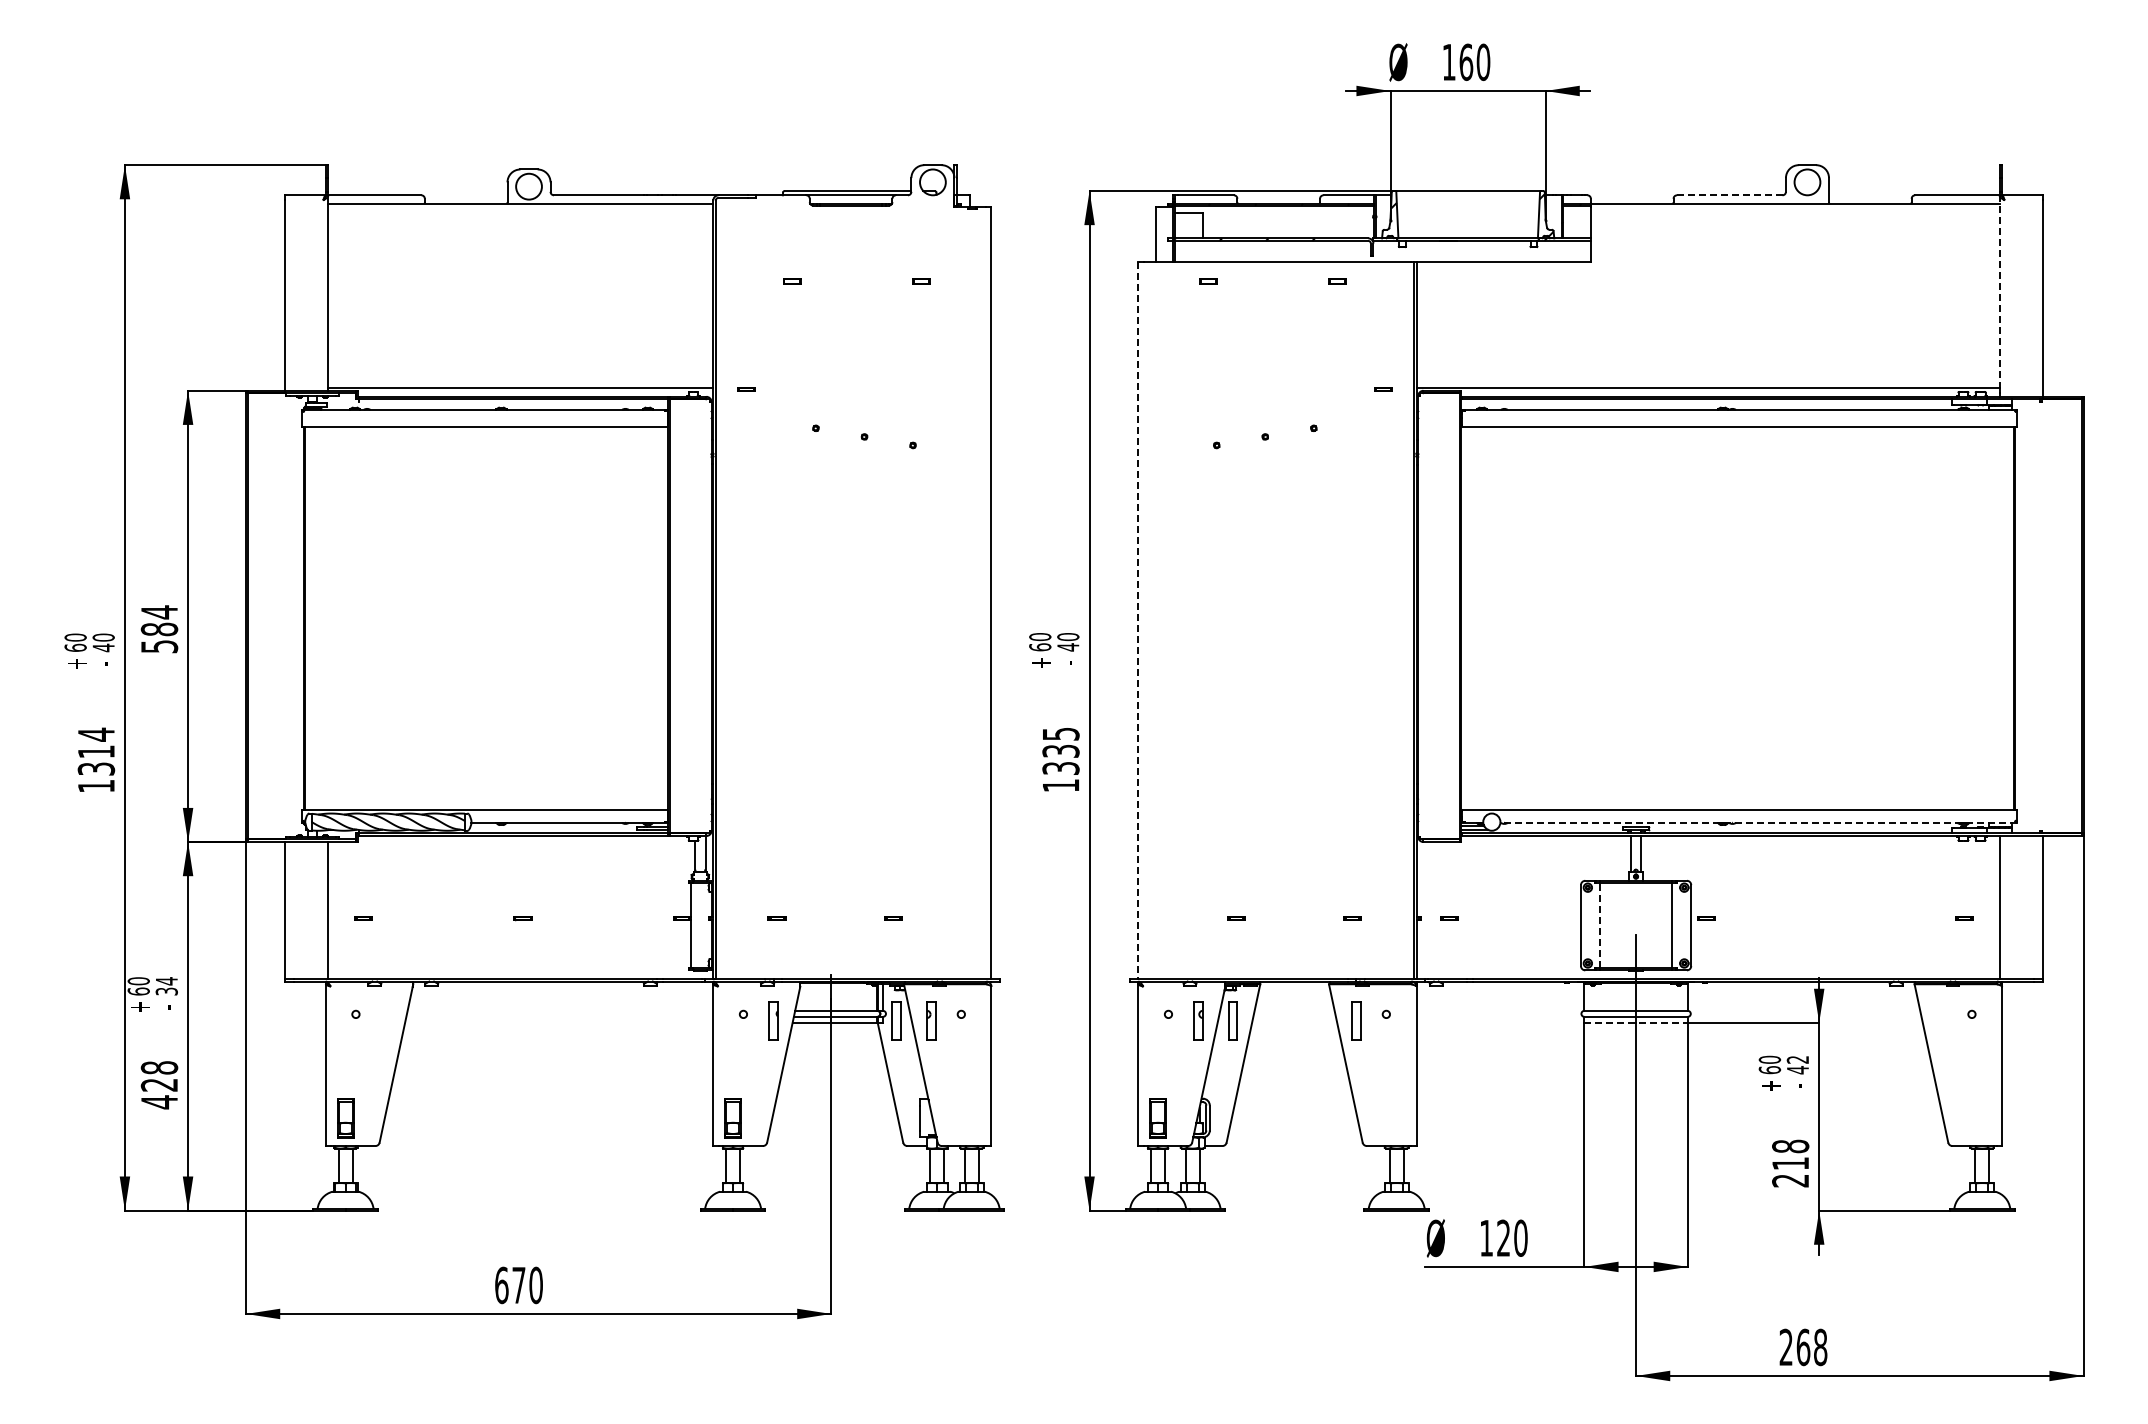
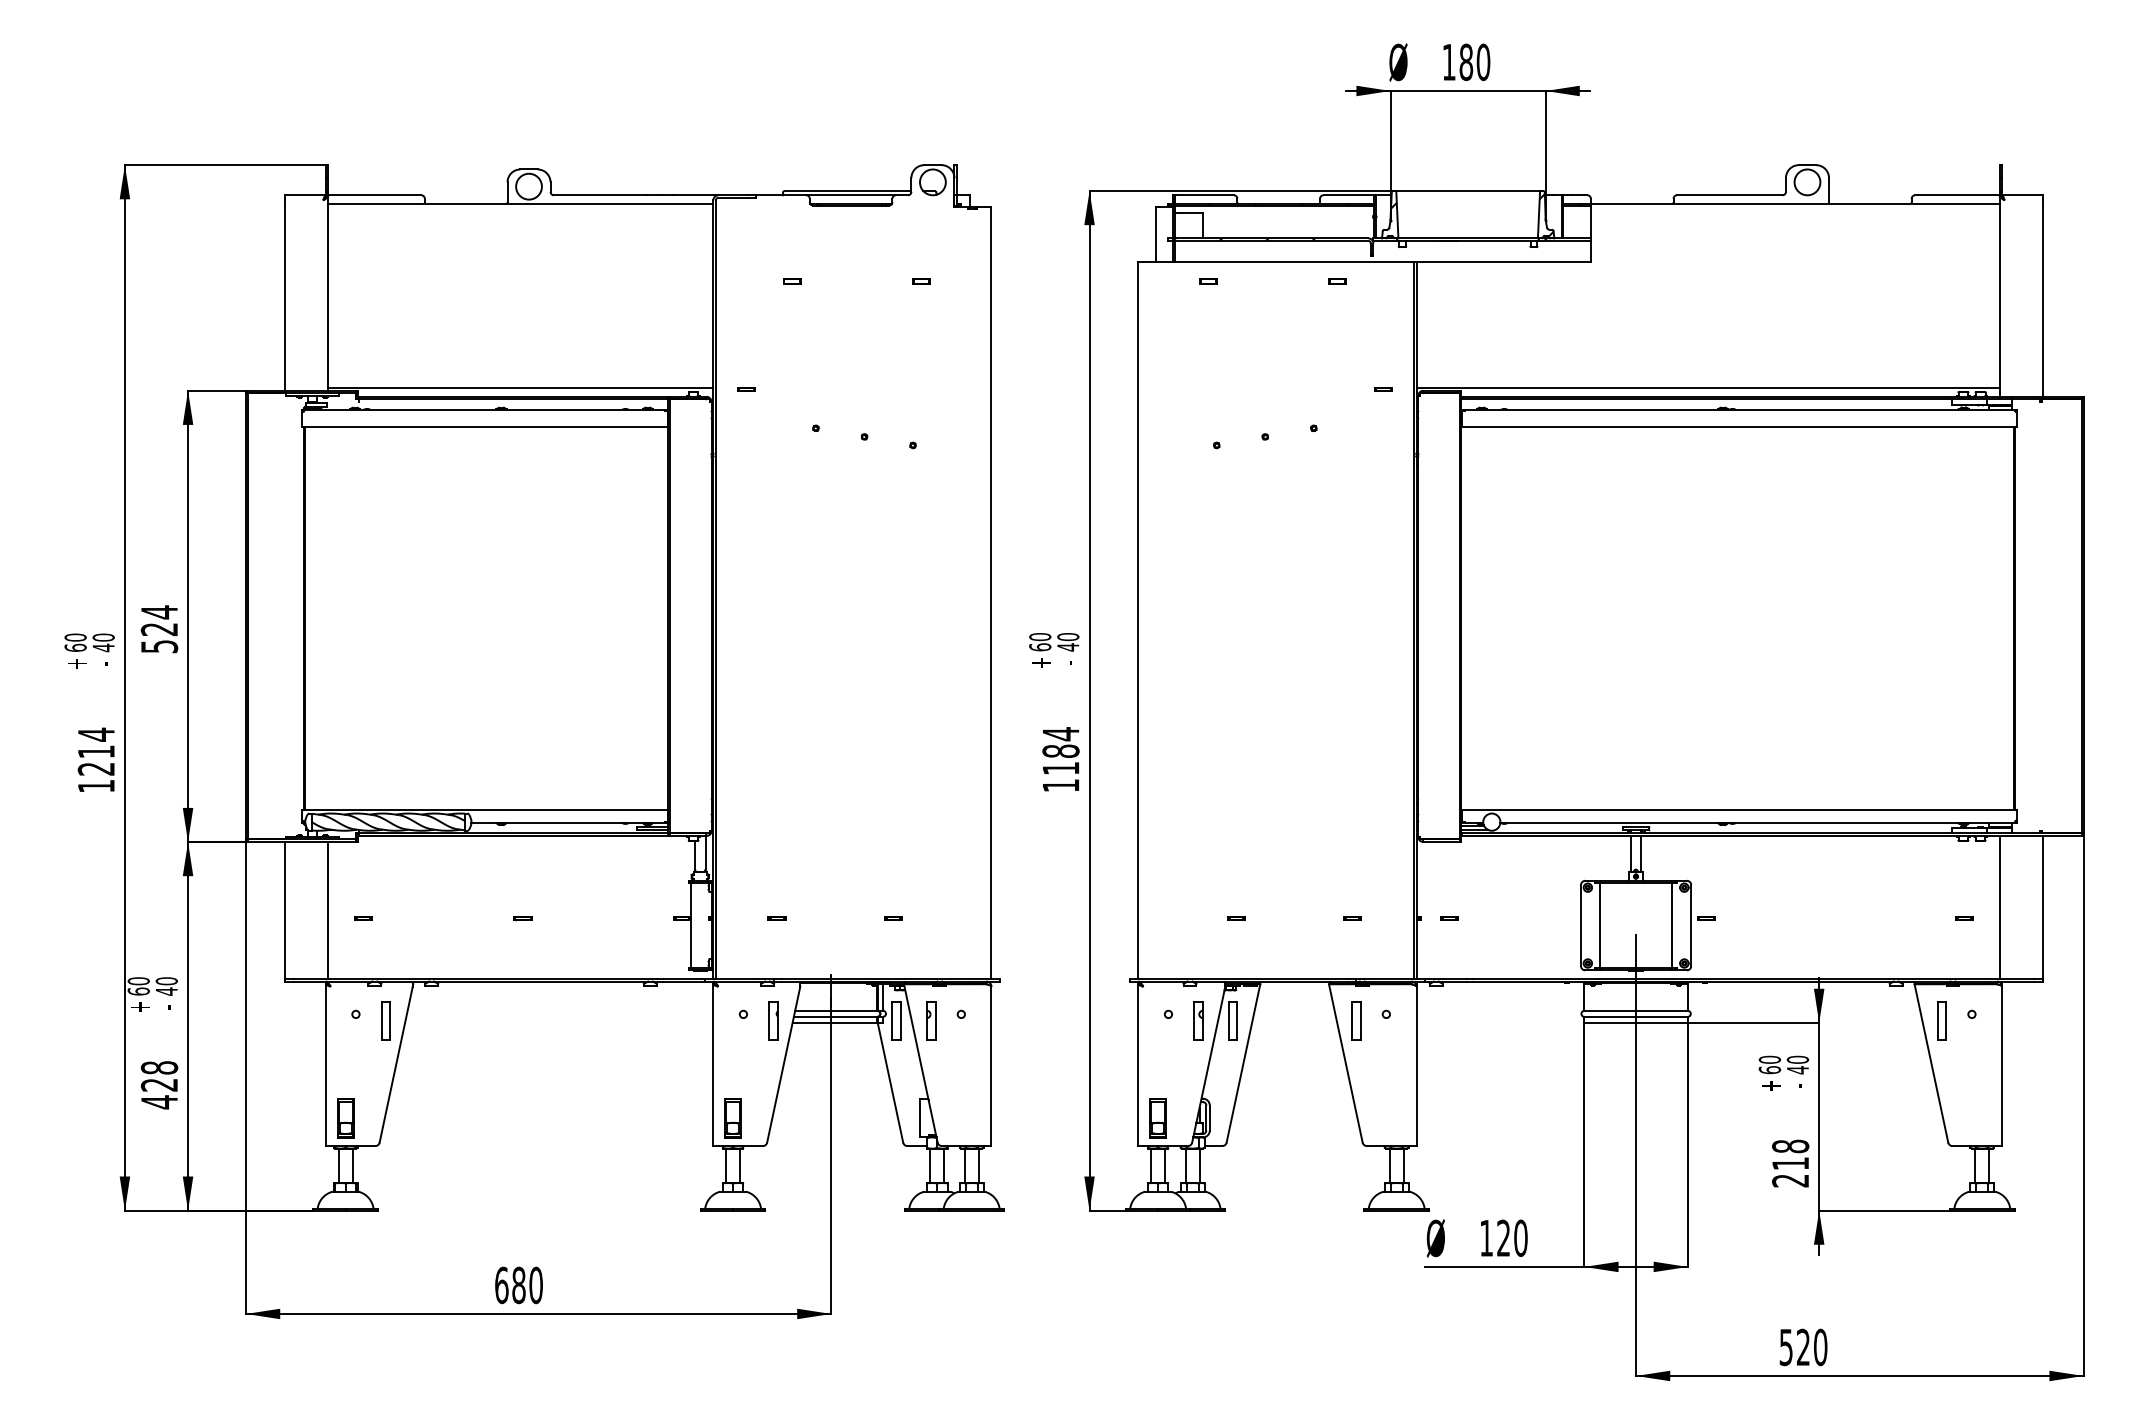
text: 160 -> 180 (1466, 61)
line: dashed -> solid (1729, 195)
line: dashed -> solid (1999, 292)
line: dashed -> solid (1138, 621)
text: 584 -> 524 (159, 629)
text: 1335 -> 1184 (1060, 750)
text: 1314 -> 1214 (96, 768)
line: dashed -> solid (1758, 822)
line: dashed -> solid (1600, 925)
text: 34 -> 40 (166, 986)
part: none -> present (385, 1020)
part: none -> present (1941, 1020)
line: dashed -> solid (1636, 1022)
text: 42 -> 40 (1797, 1059)
text: 670 -> 680 (518, 1285)
text: 268 -> 520 (1803, 1347)
